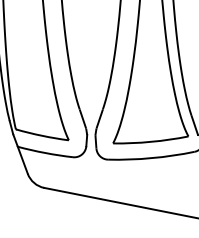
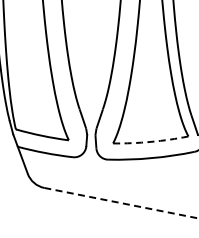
arc: solid -> dashed (151, 141)
line: solid -> dashed (121, 203)
